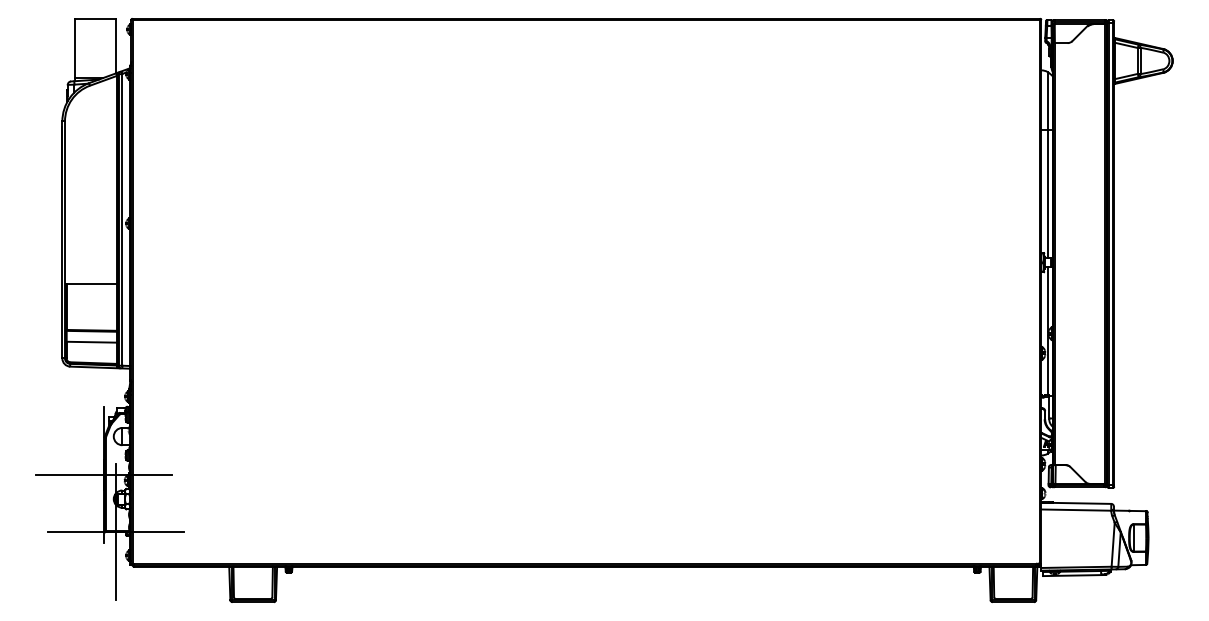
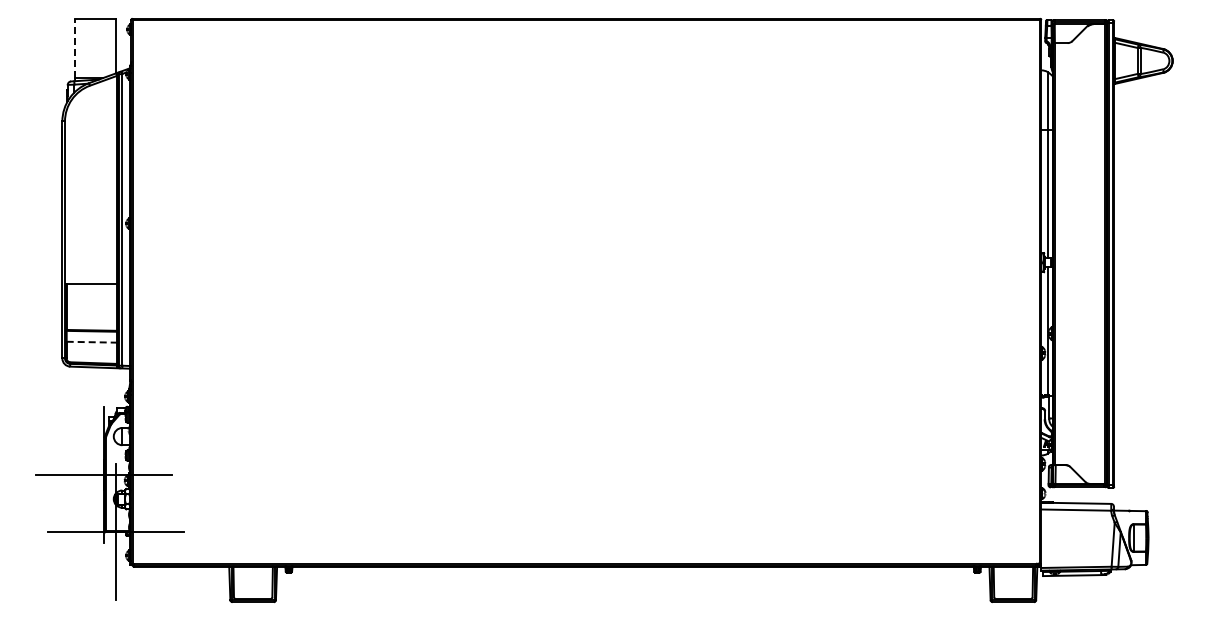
line: solid -> dashed (75, 48)
line: solid -> dashed (92, 342)
